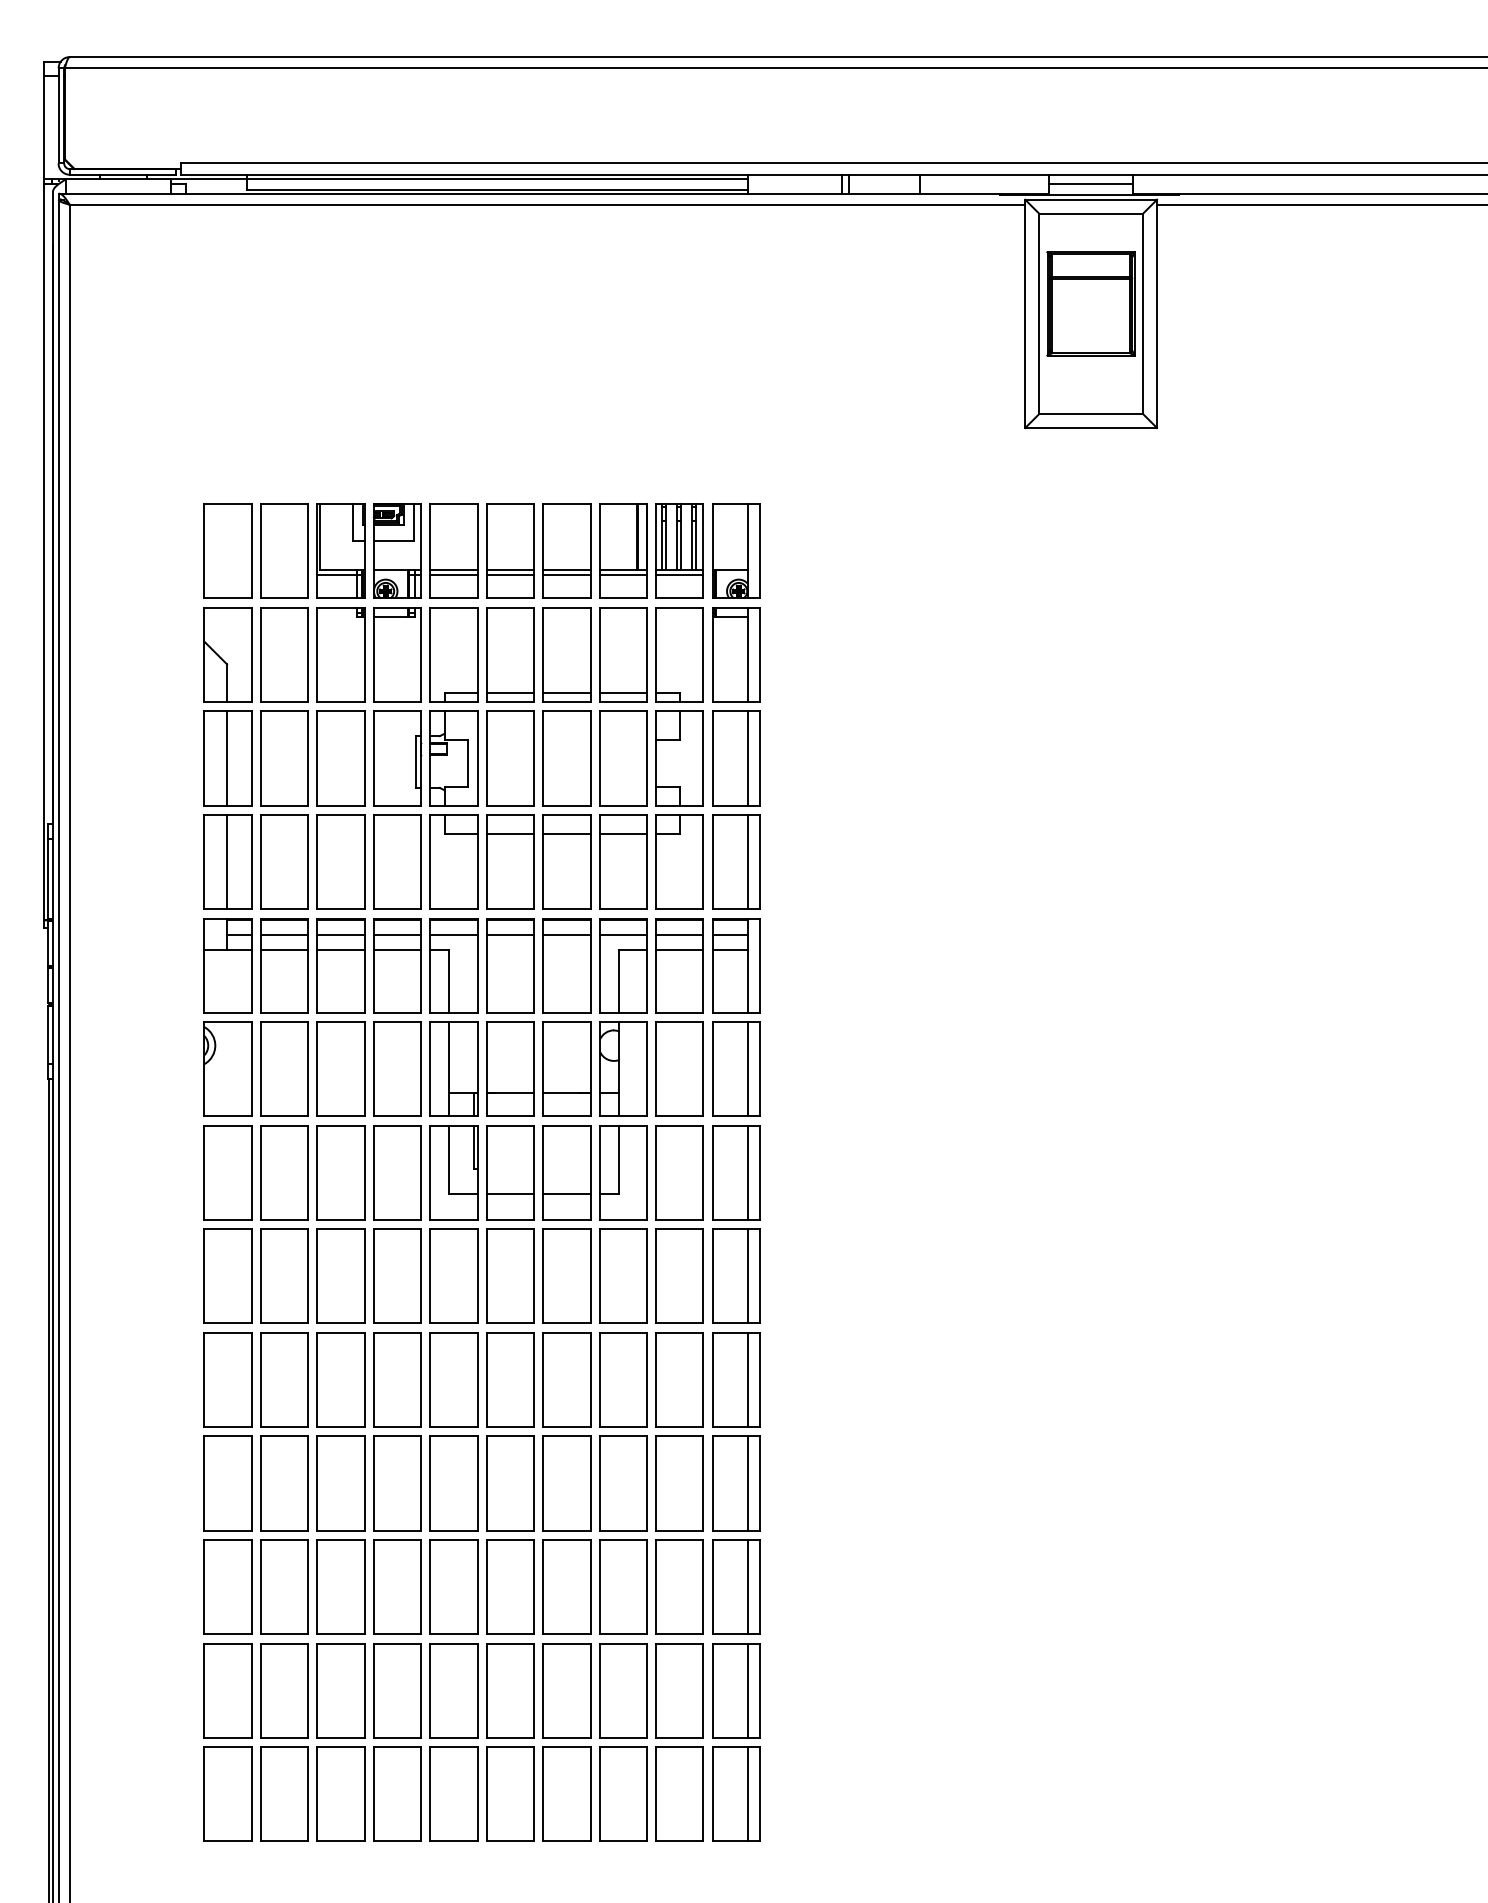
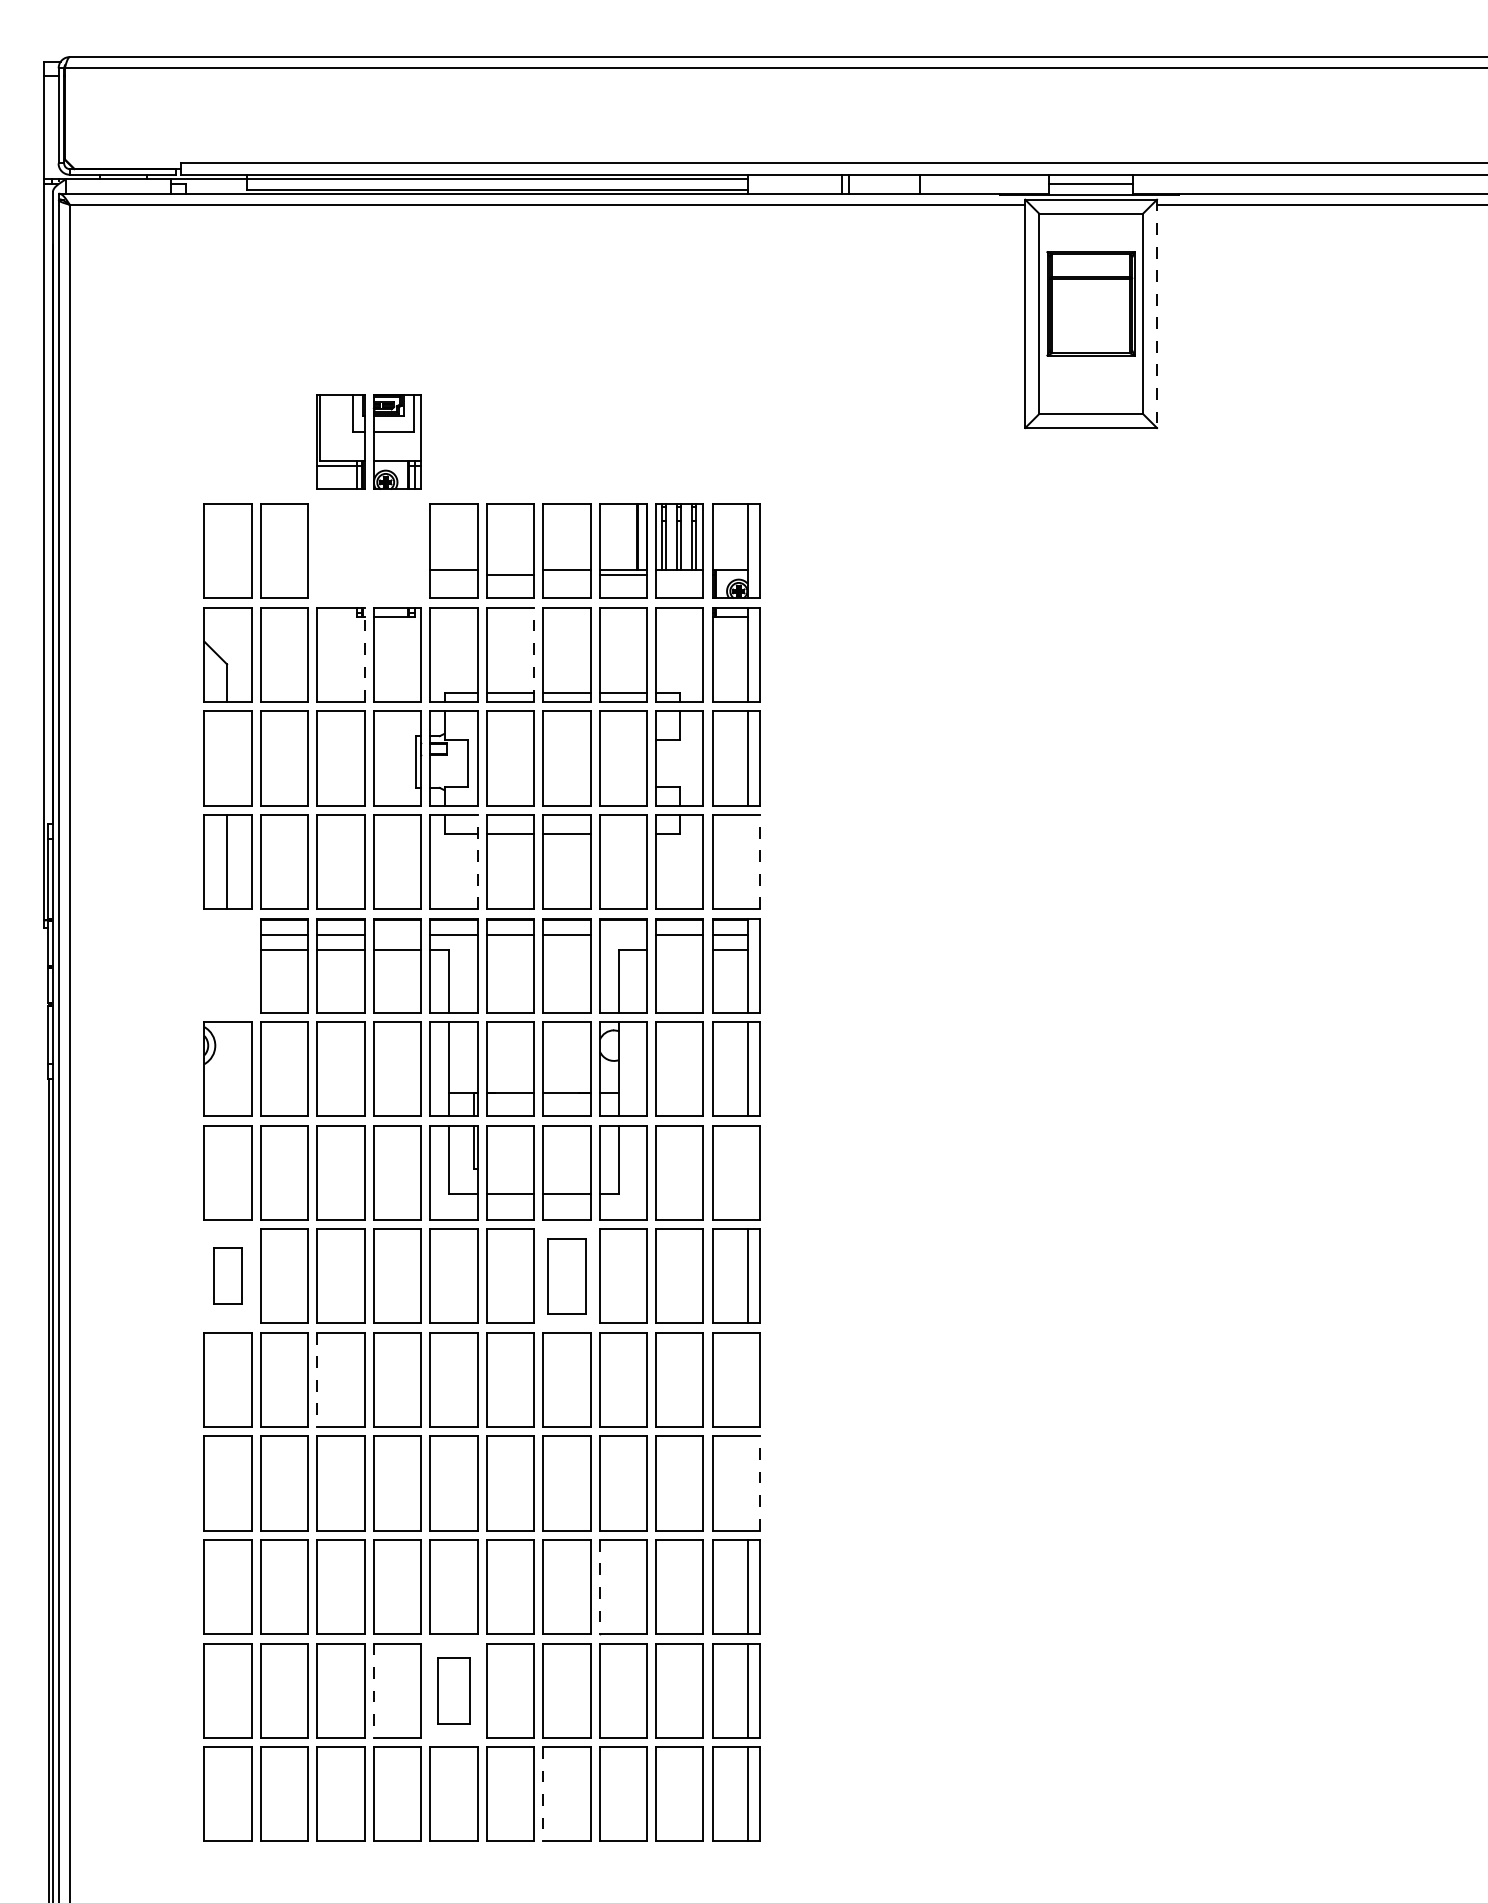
line: solid -> dashed (1157, 314)
part position: (368, 550) -> (368, 441) (368, 441)
line: present -> none (510, 570)
line: present -> none (453, 574)
line: present -> none (566, 574)
line: present -> none (679, 574)
line: solid -> dashed (364, 654)
line: solid -> dashed (534, 654)
line: present -> none (227, 758)
line: present -> none (623, 833)
line: solid -> dashed (477, 861)
line: present -> none (747, 861)
line: solid -> dashed (759, 861)
line: present -> none (397, 935)
line: present -> none (623, 935)
line: present -> none (679, 949)
part: present -> none (227, 965)
line: present -> none (747, 1172)
part size: 50x96 px -> 30x58 px (227, 1275)
part size: 50x96 px -> 40x77 px (566, 1276)
line: present -> none (747, 1379)
line: solid -> dashed (317, 1380)
line: solid -> dashed (759, 1482)
line: present -> none (747, 1483)
line: solid -> dashed (599, 1587)
part size: 50x96 px -> 34x68 px (453, 1690)
line: solid -> dashed (373, 1691)
line: solid -> dashed (543, 1794)
